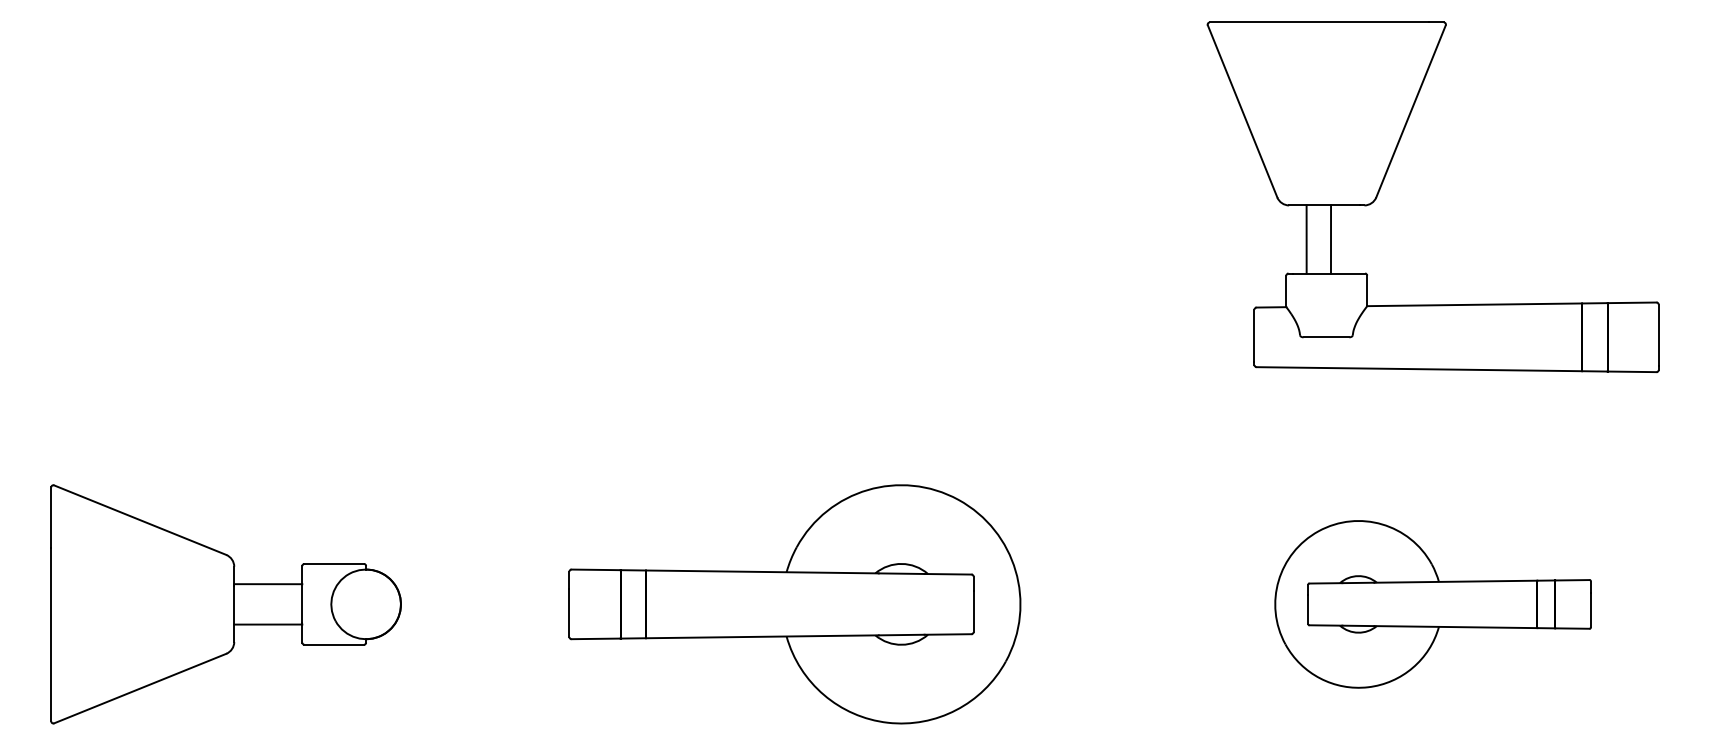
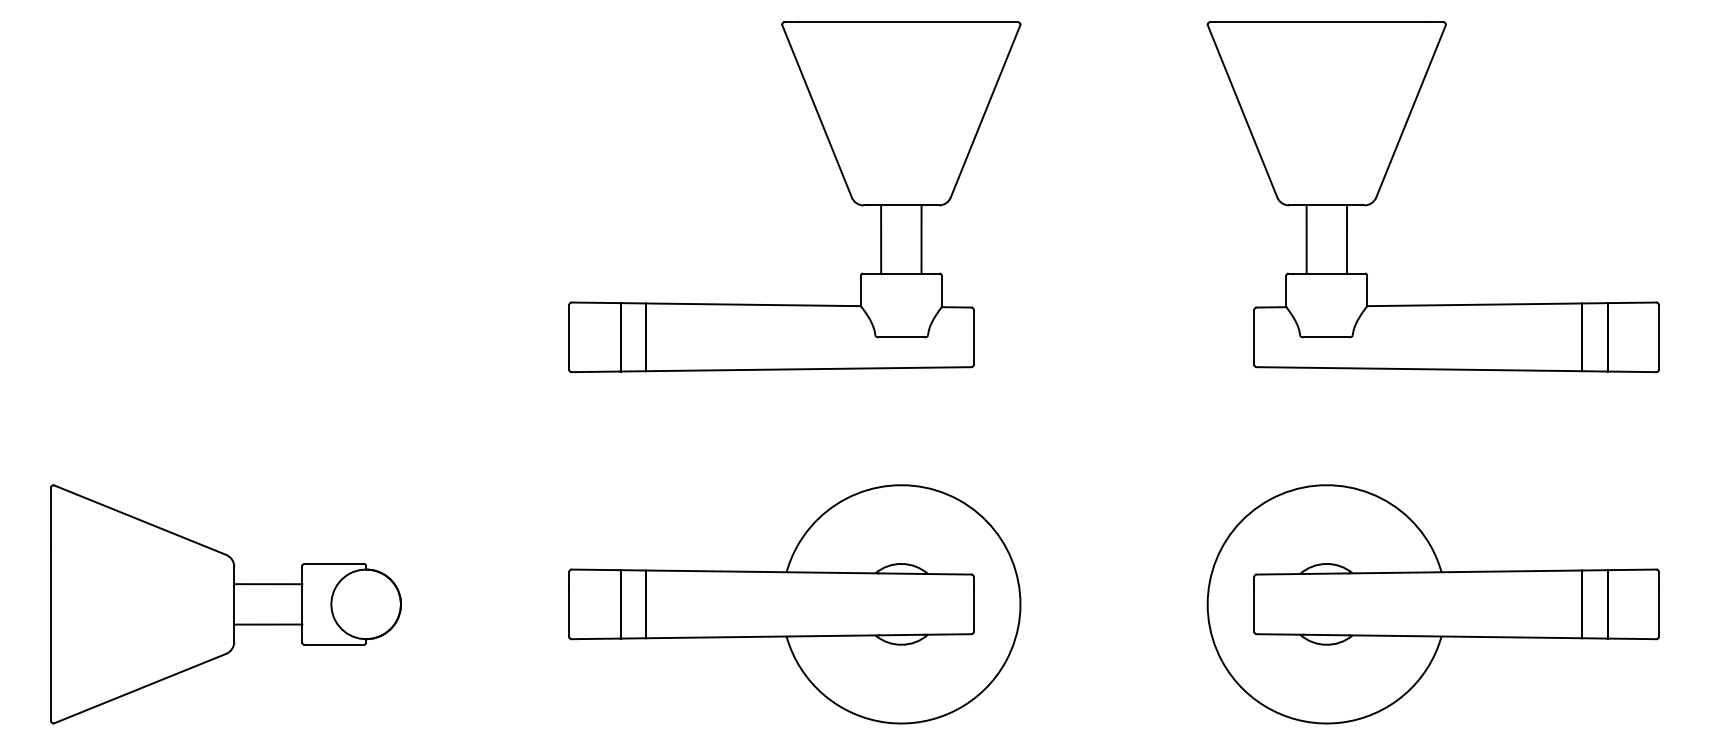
part: none -> present (842, 177)
line position: (1330, 239) -> (1346, 239) (1346, 239)
part size: 318x169 px -> 454x241 px (1432, 604)
